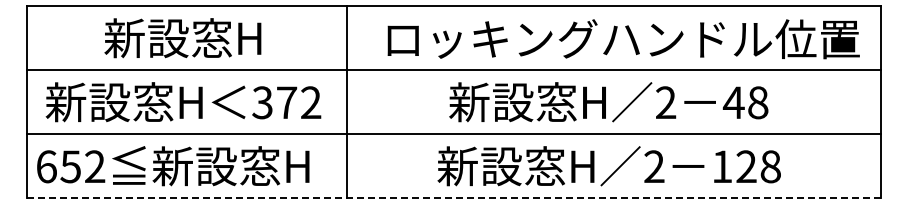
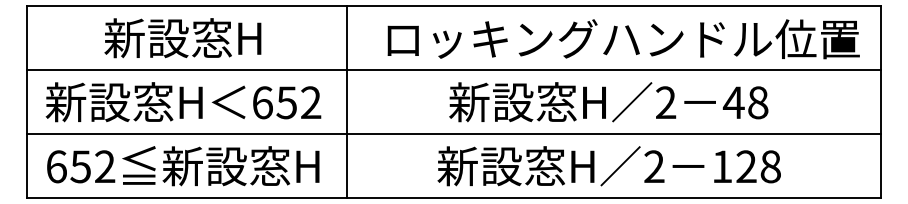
text: 372 -> 652 (274, 102)
text position: (173, 166) -> (183, 166) (183, 166)
line: dashed -> solid (453, 198)
